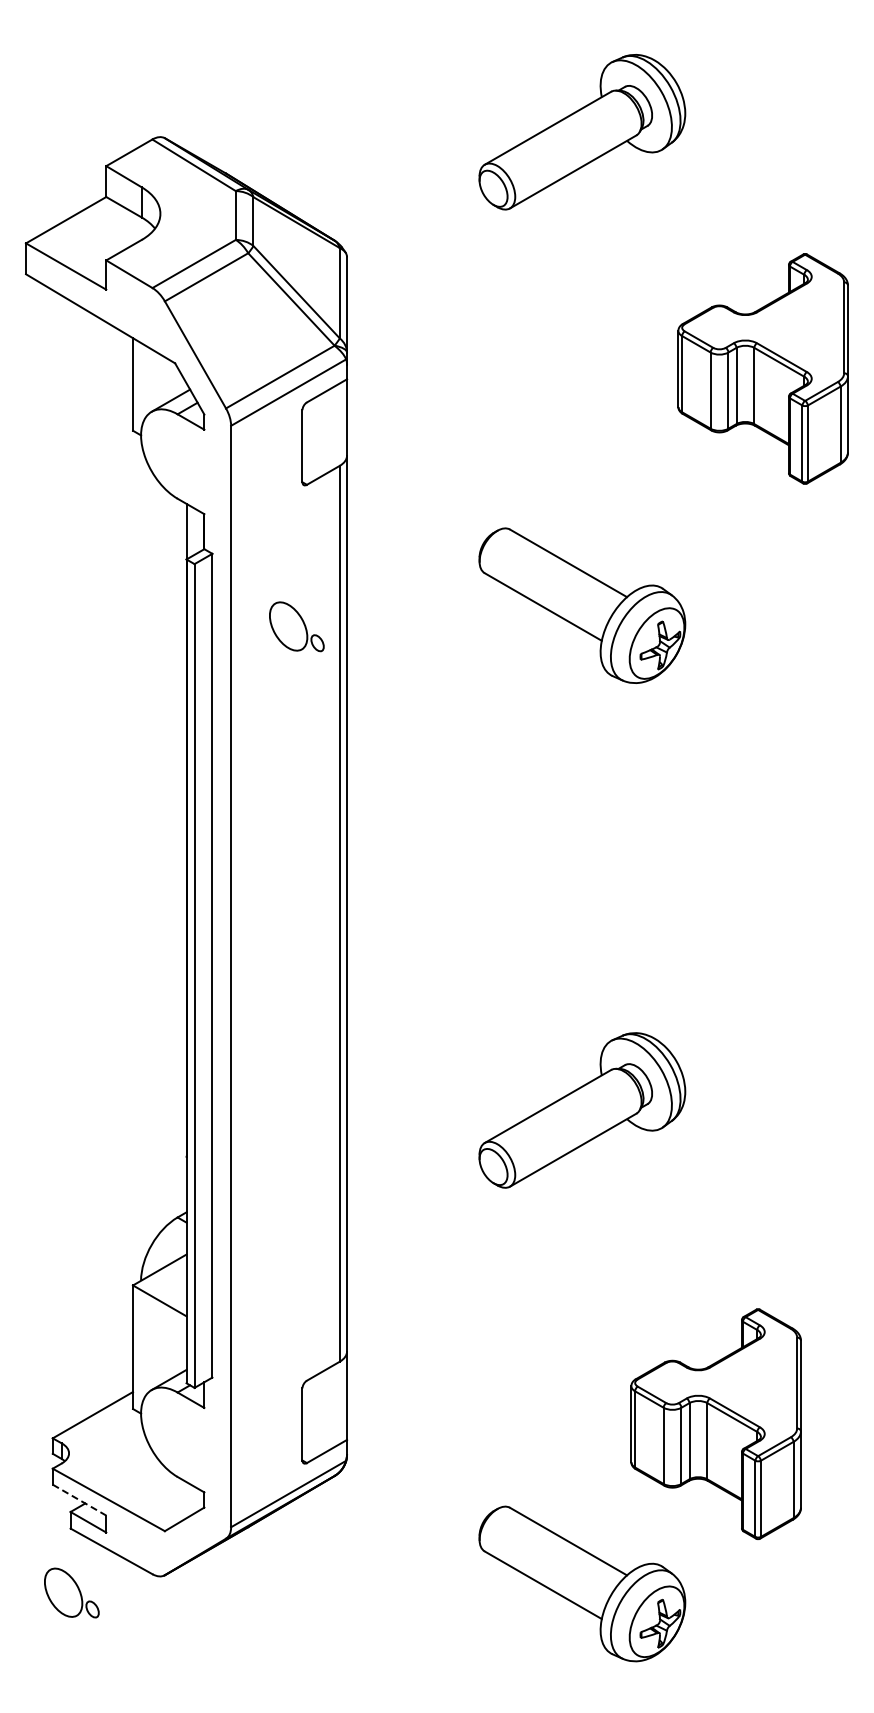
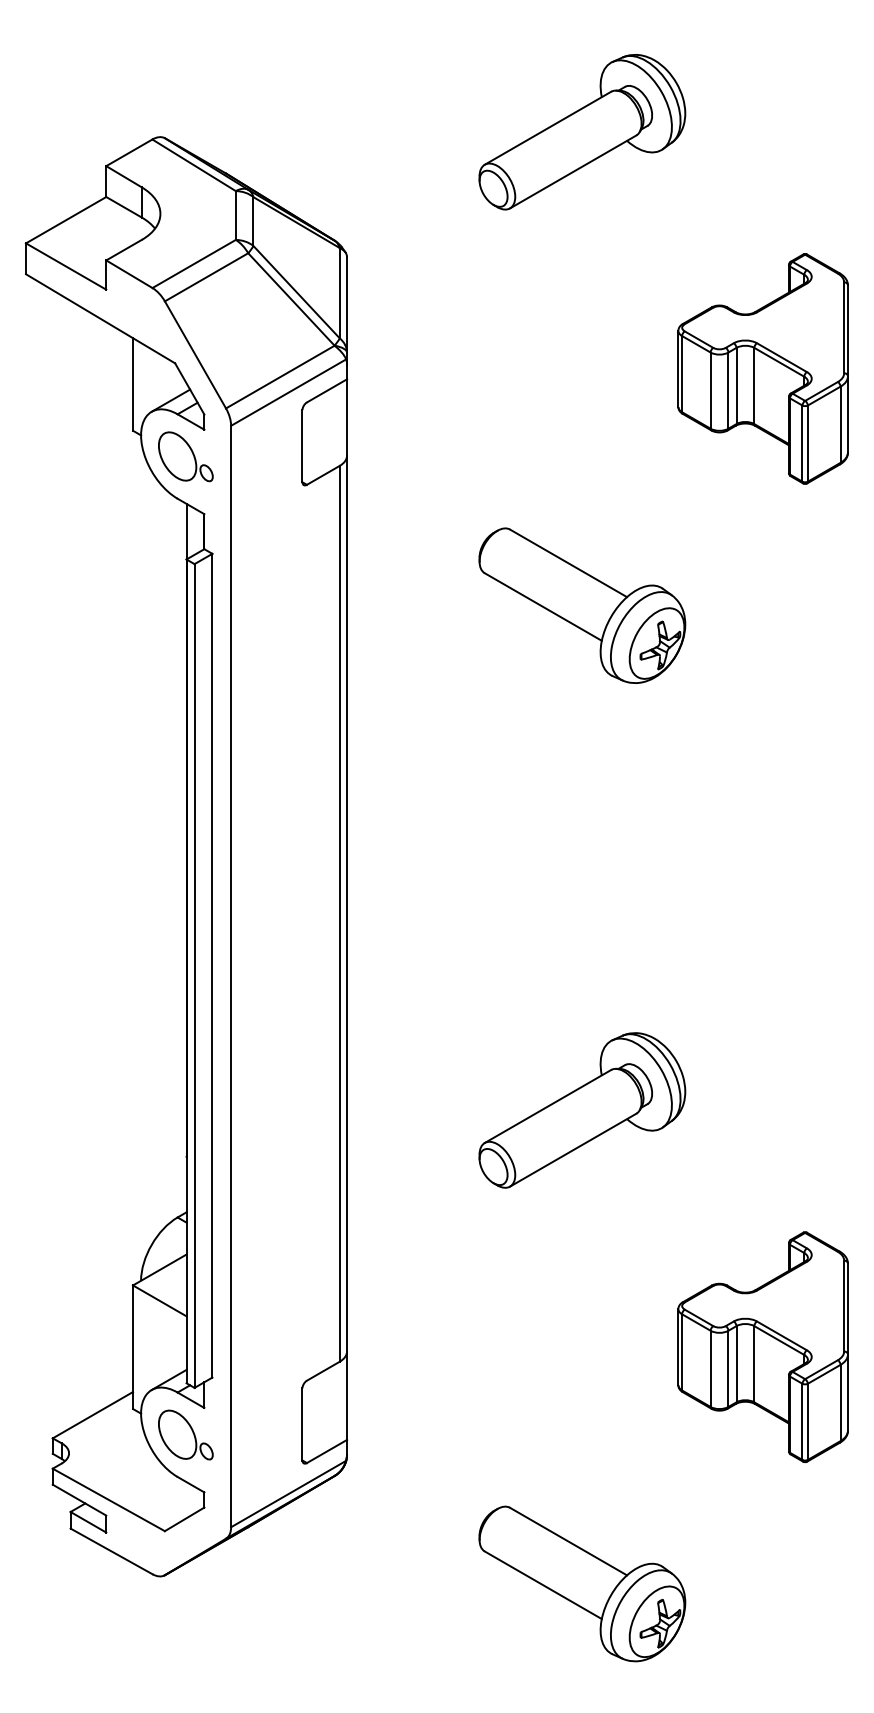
part position: (296, 626) -> (185, 456) (185, 456)
part position: (715, 1423) -> (762, 1346) (762, 1346)
line: dashed -> solid (79, 1500)
part position: (71, 1592) -> (185, 1434) (185, 1434)
